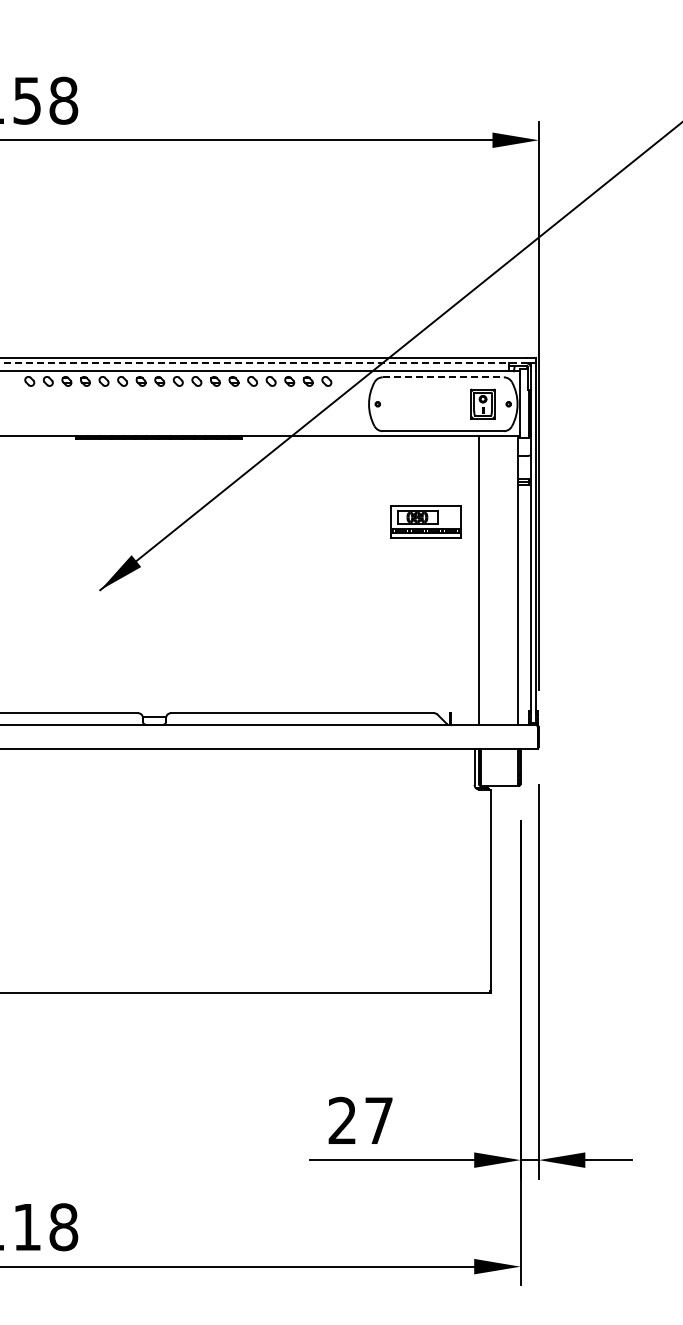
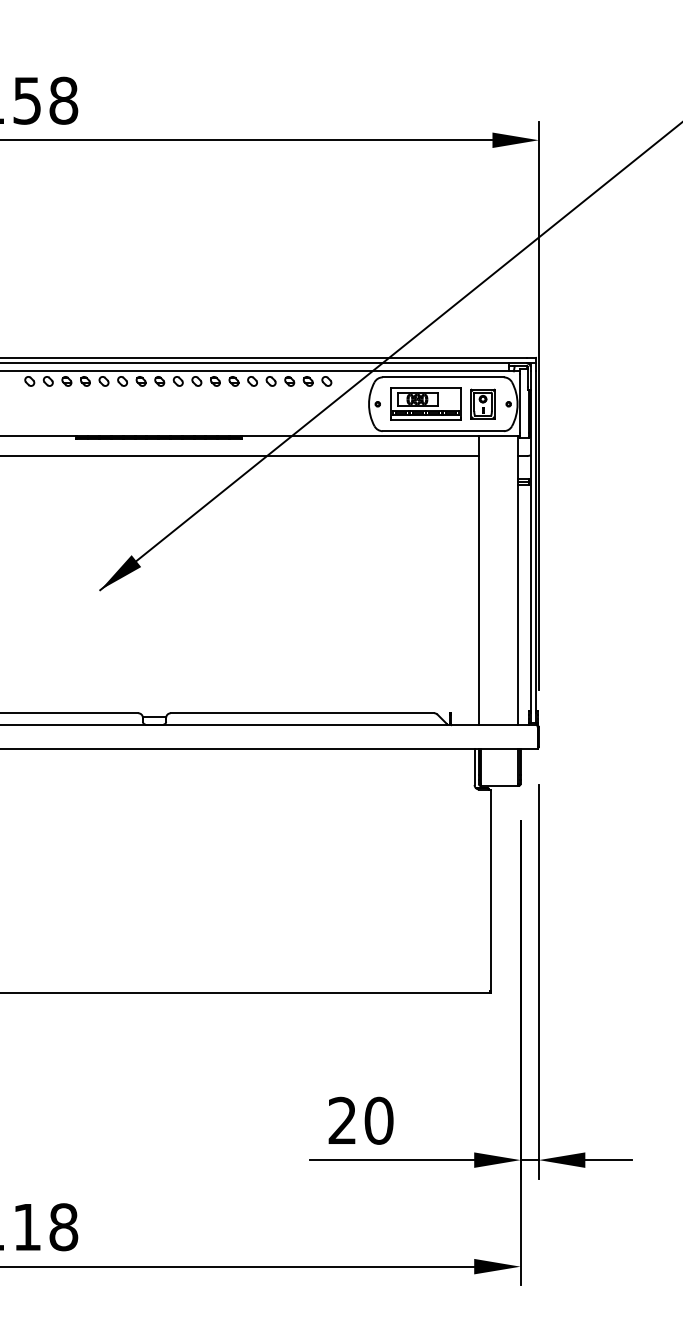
line: dashed -> solid (263, 363)
line: dashed -> solid (443, 377)
line: none -> present (240, 456)
part position: (425, 521) -> (425, 403) (425, 403)
text: 27 -> 20 (378, 1120)
